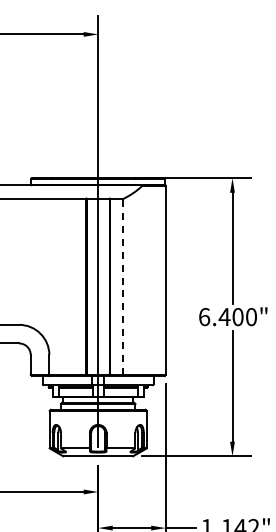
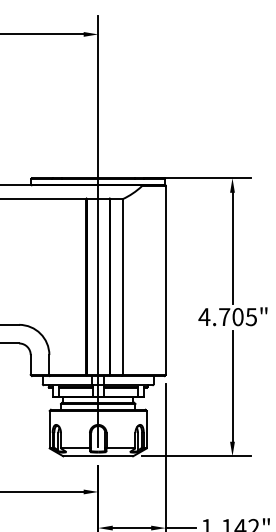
line: dashed -> solid (122, 287)
text: 6.400" -> 4.705" (227, 317)
